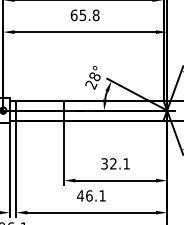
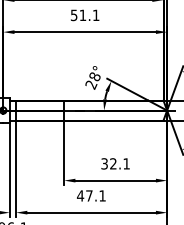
text: 65.8 -> 51.1 (84, 15)
text: 46.1 -> 47.1 (89, 195)
